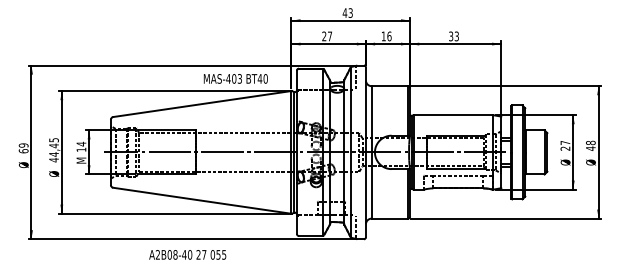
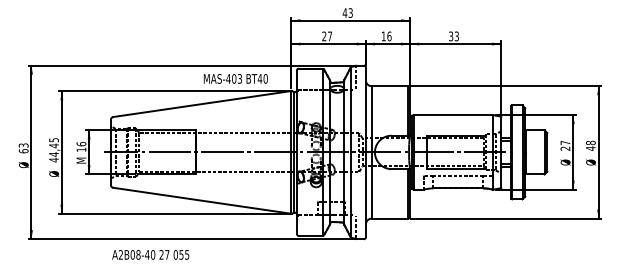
text: 14 -> 16 (81, 143)
text: 69 -> 63 (23, 145)
text position: (187, 254) -> (150, 254) (150, 254)
